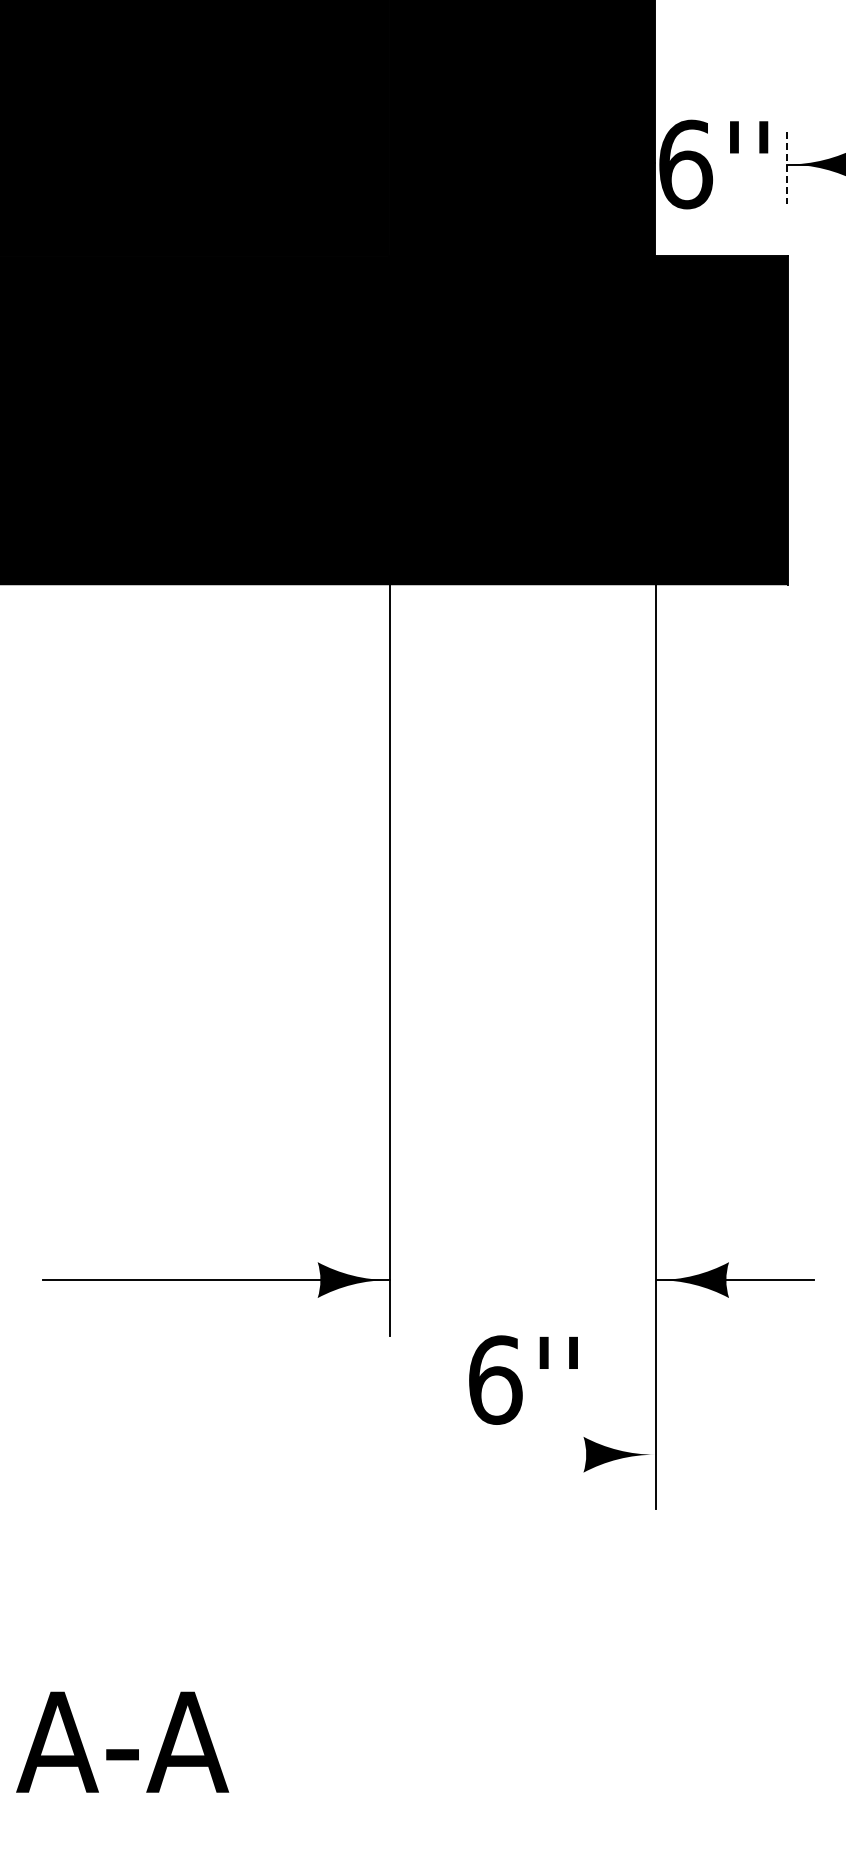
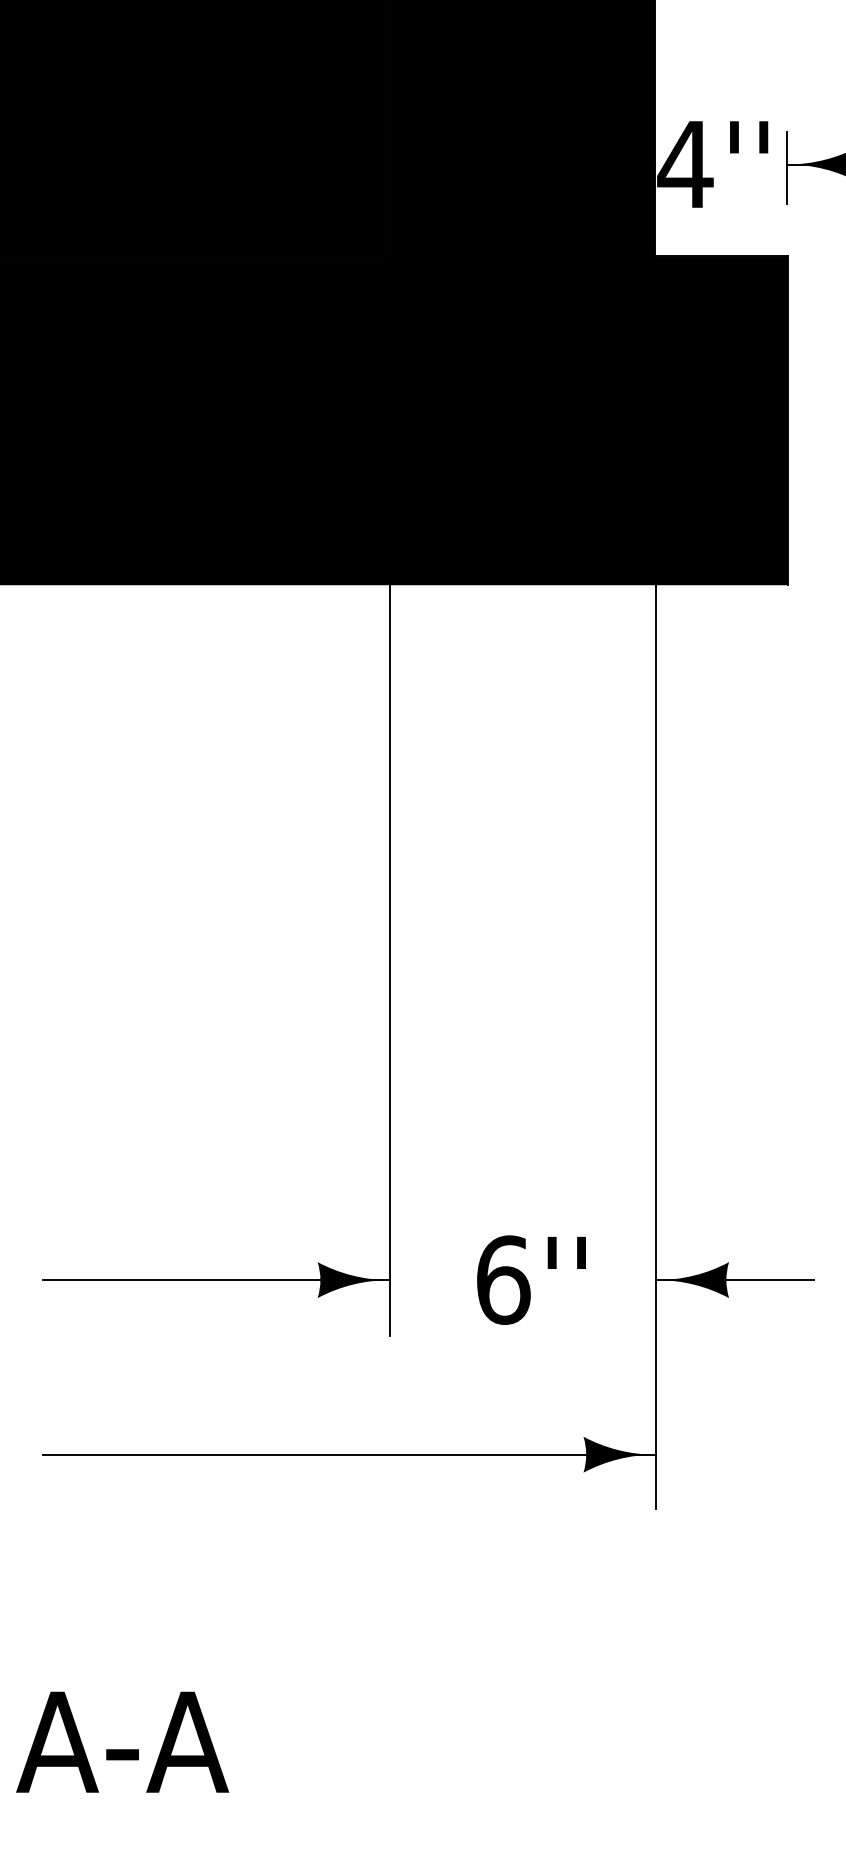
text: 6'' -> 4'' (685, 164)
line: dashed -> solid (787, 168)
text position: (523, 1379) -> (531, 1279) (531, 1279)
line: none -> present (349, 1454)
